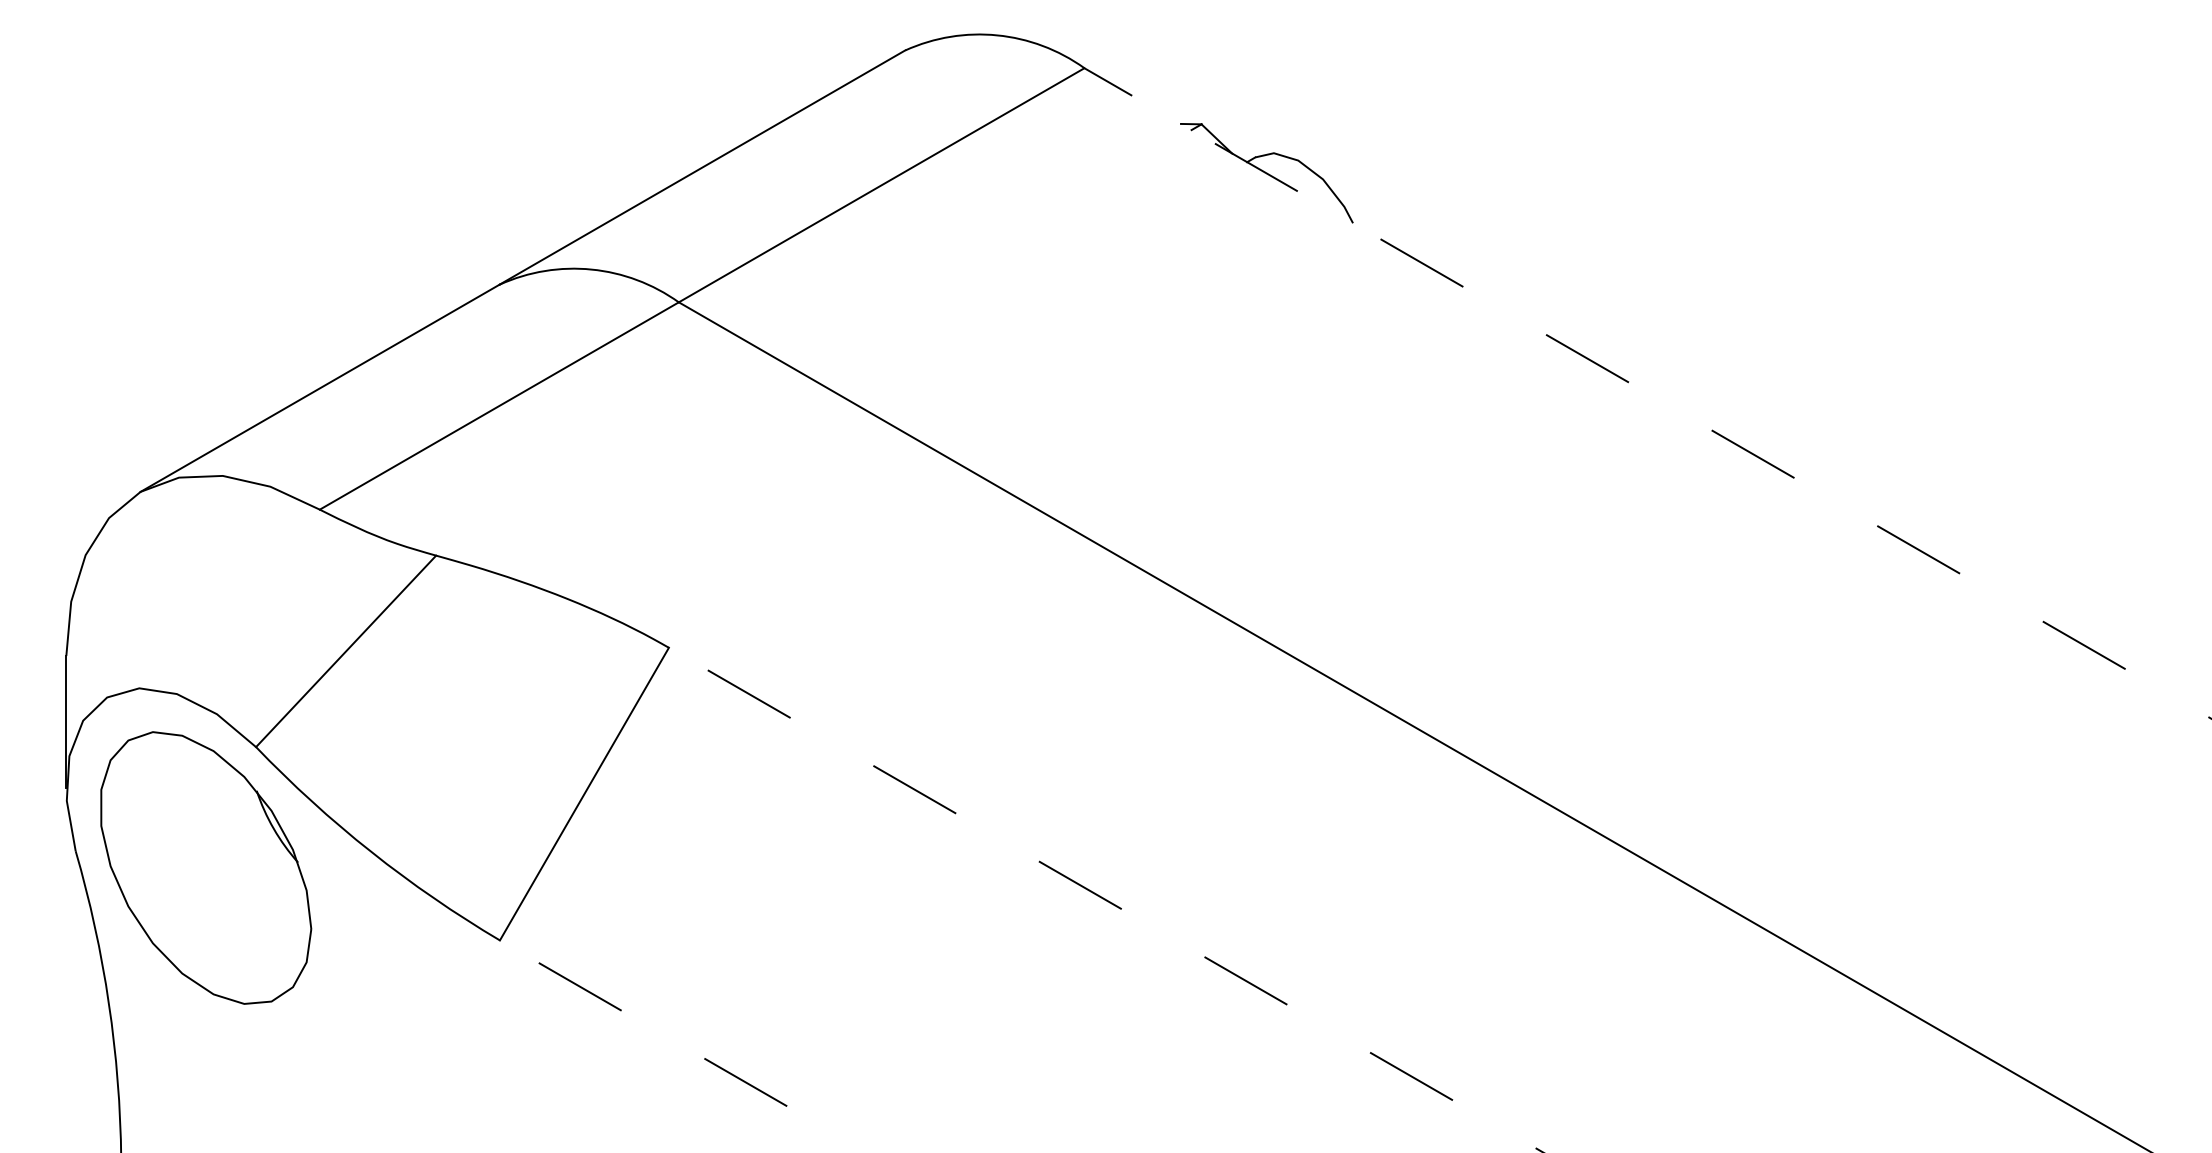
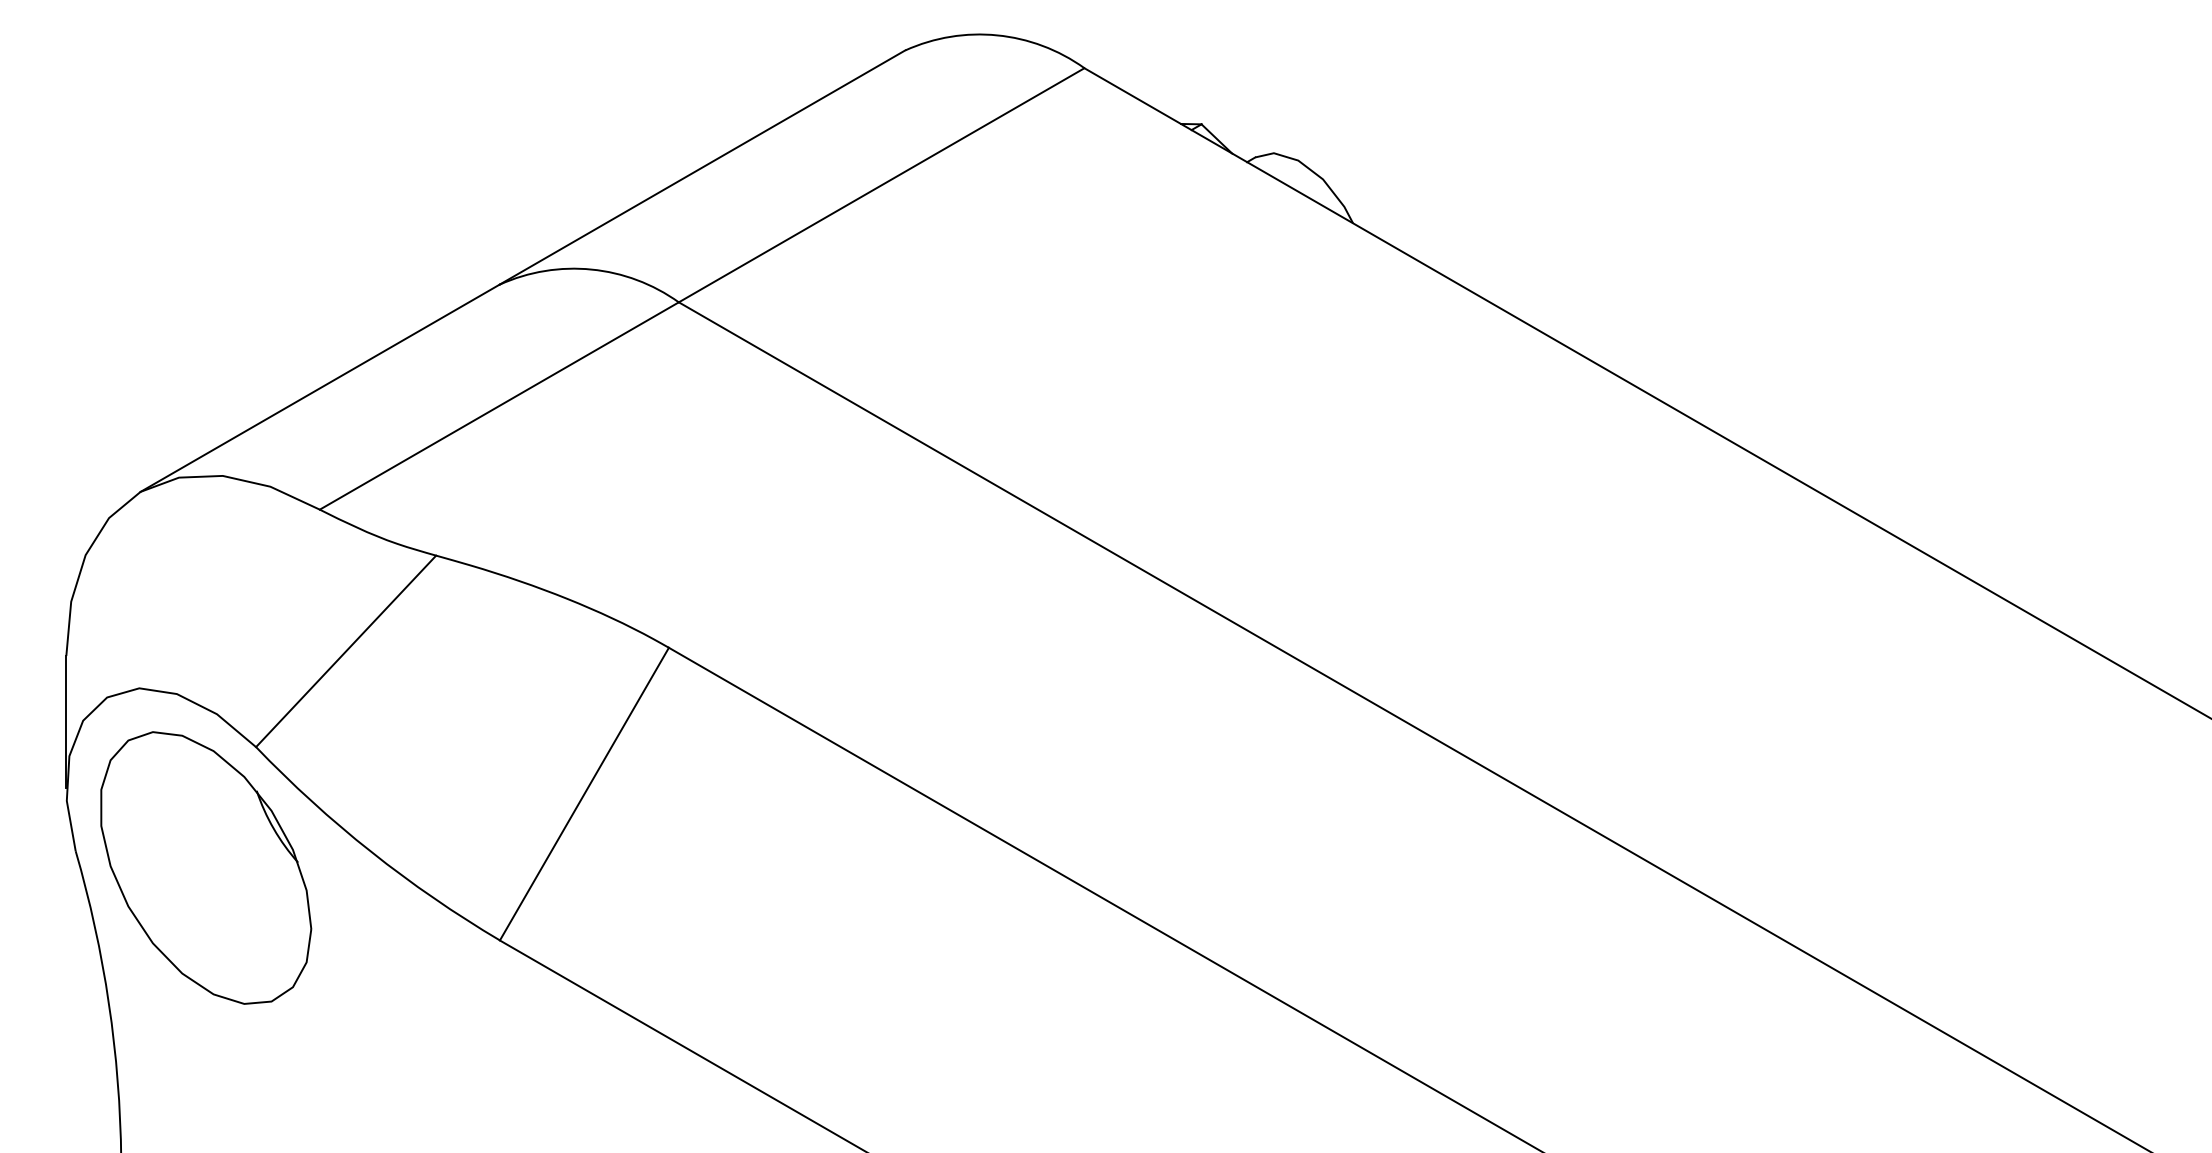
line: dashed -> solid (1648, 393)
line: dashed -> solid (1106, 900)
line: dashed -> solid (683, 1046)
